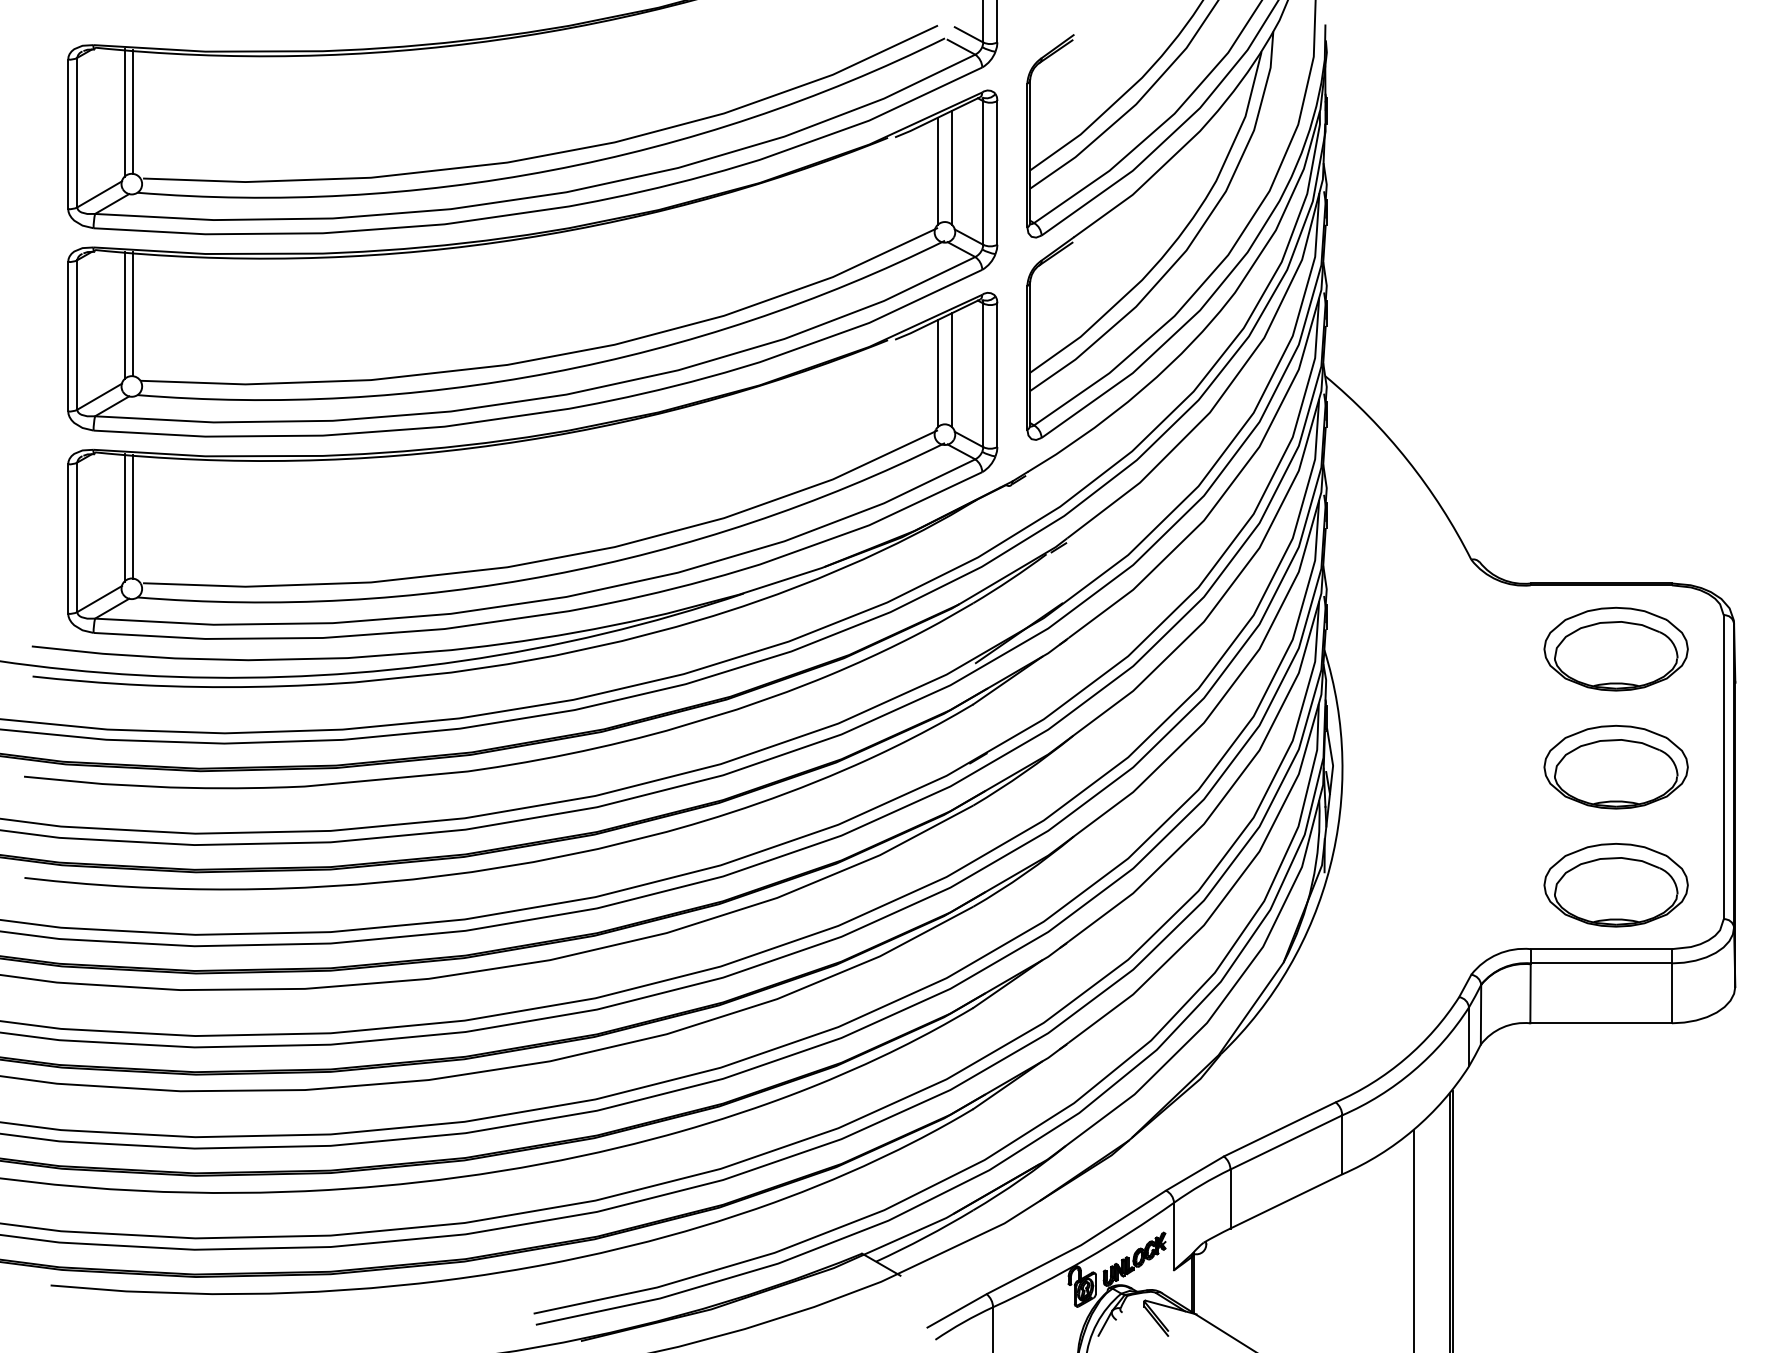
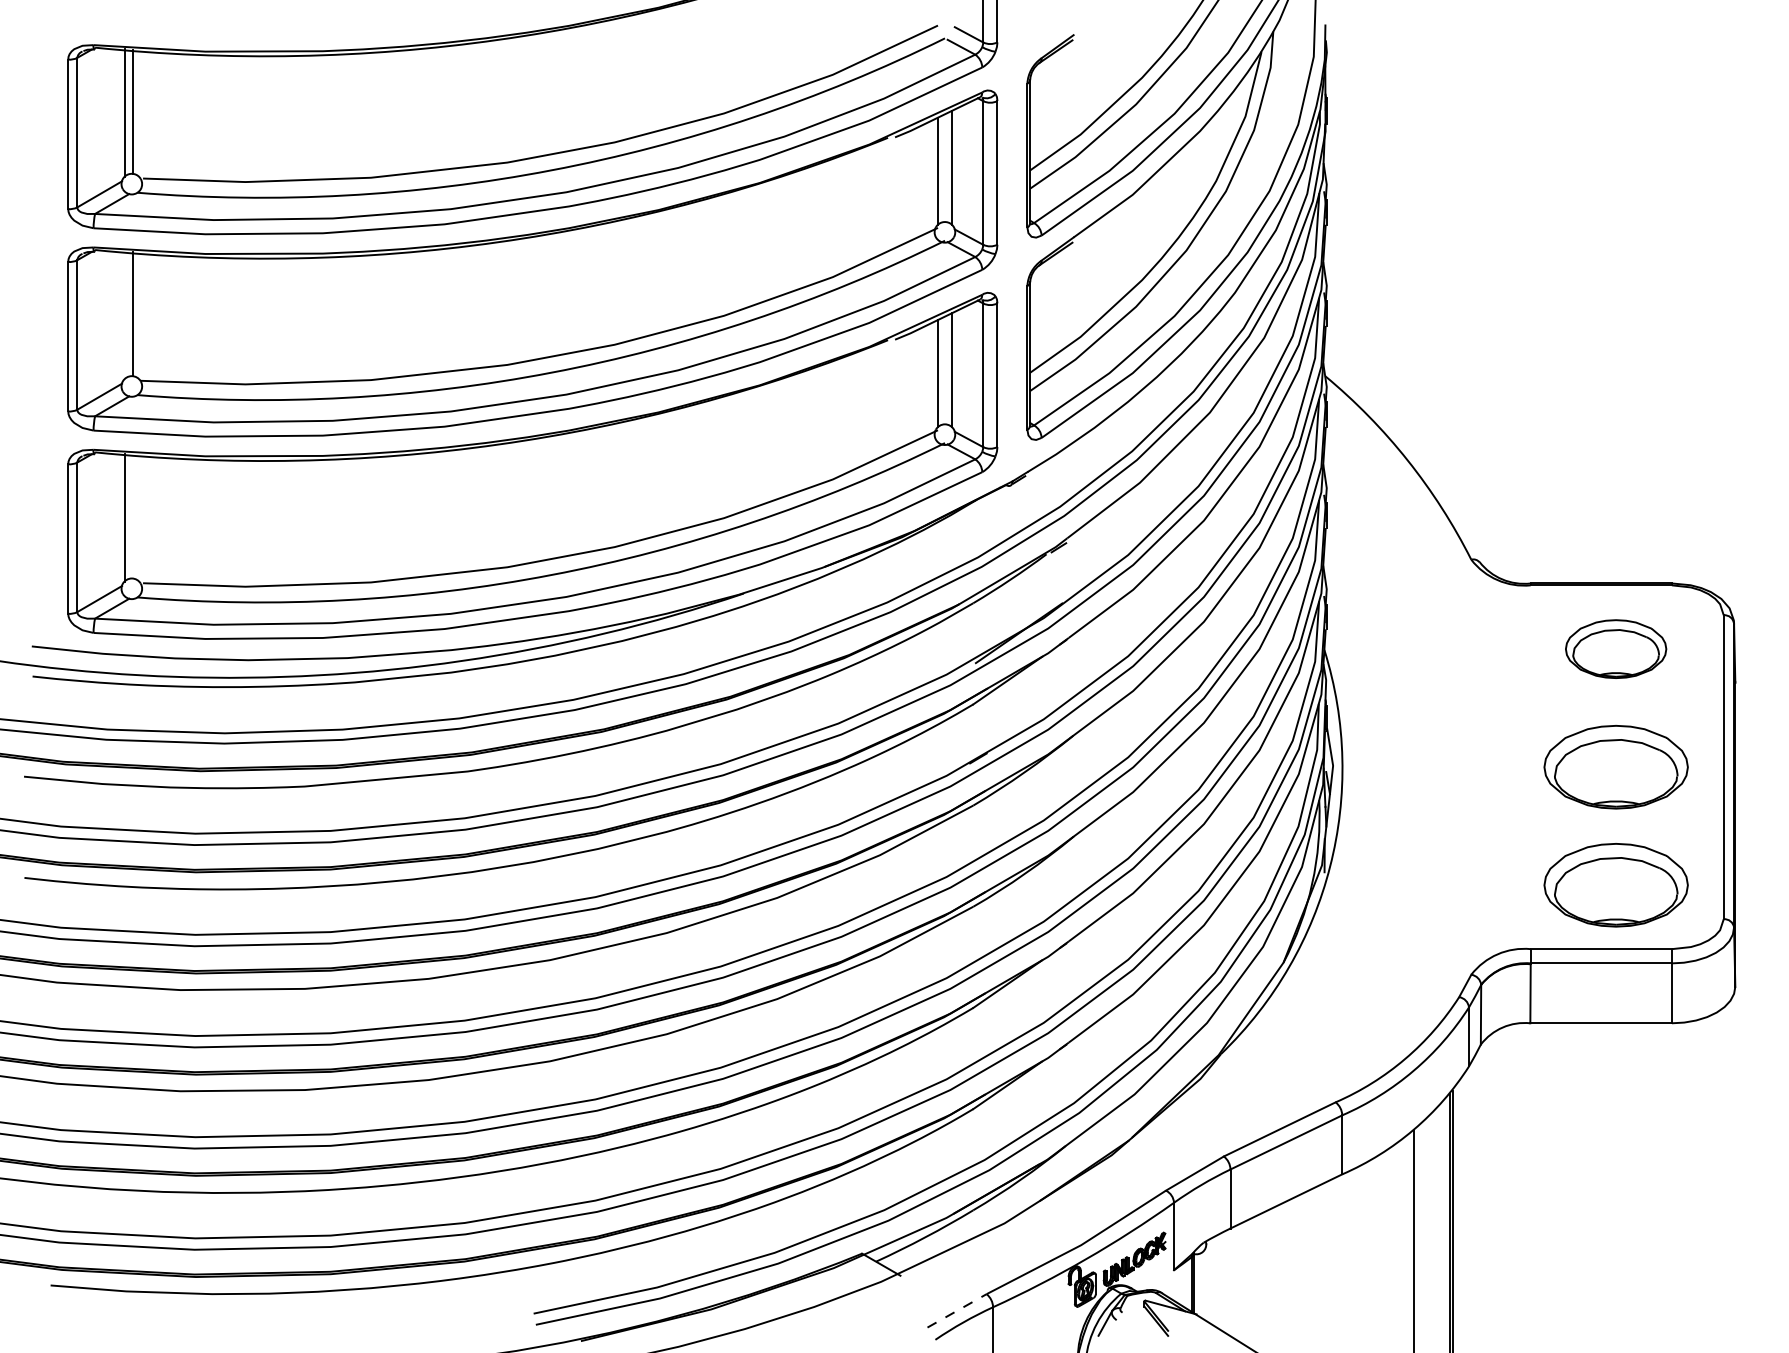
line: present -> none (124, 315)
line: present -> none (133, 516)
part size: 146x86 px -> 103x60 px (1616, 648)
line: solid -> dashed (957, 1310)
